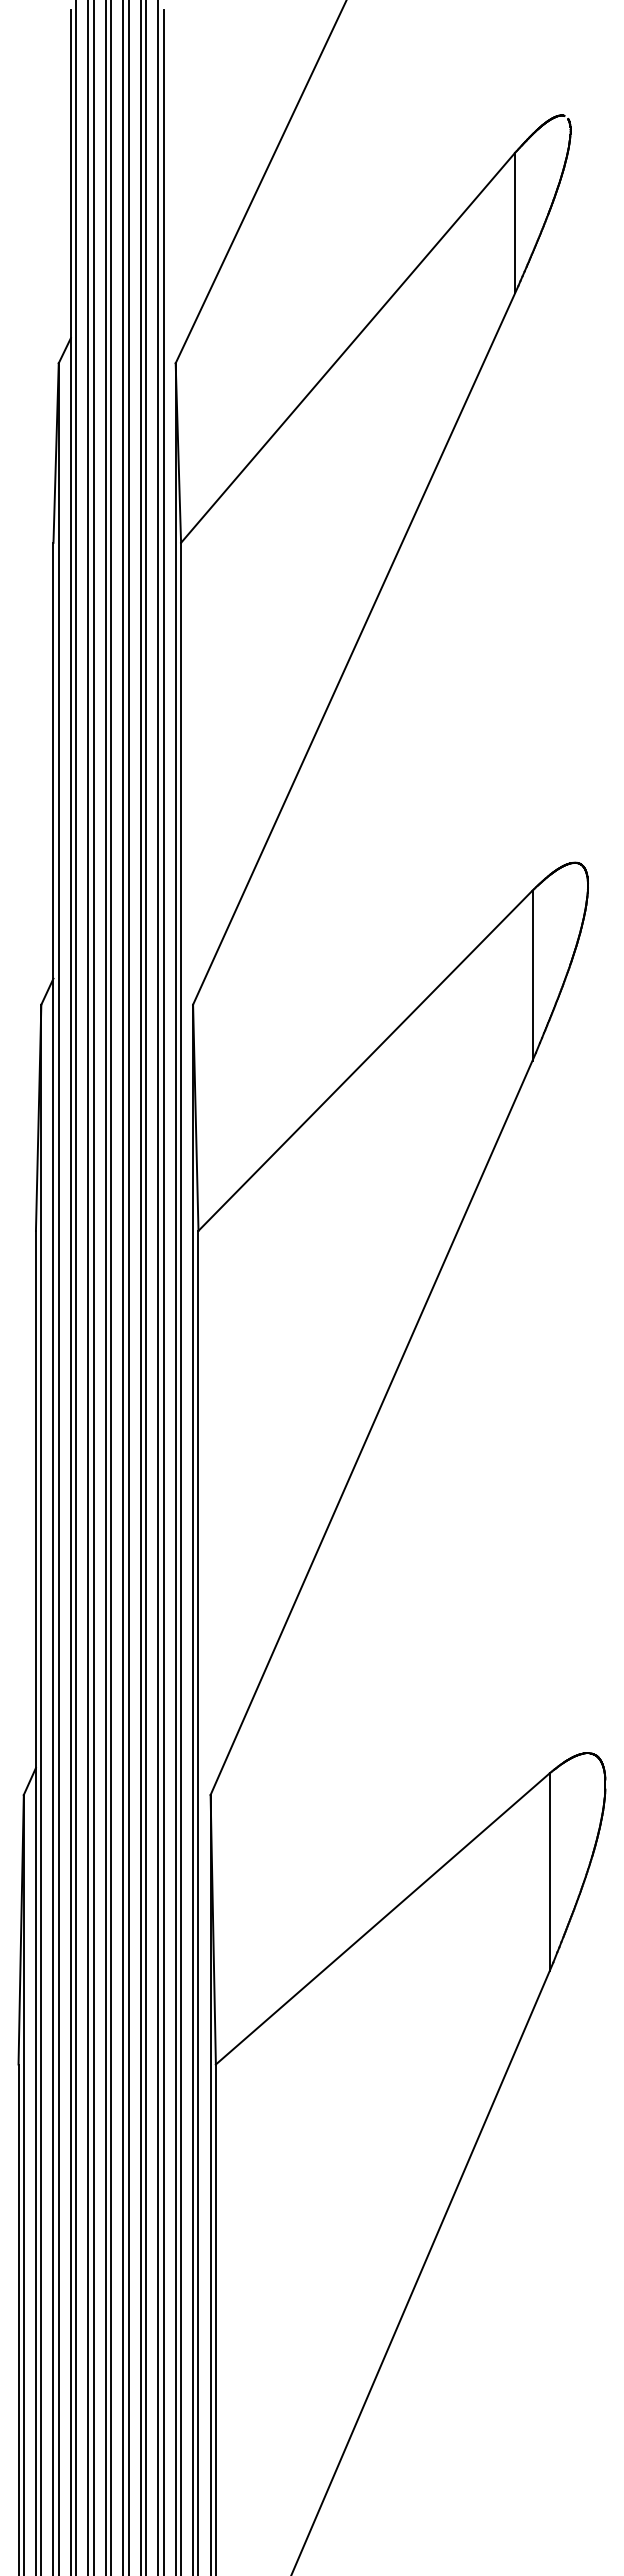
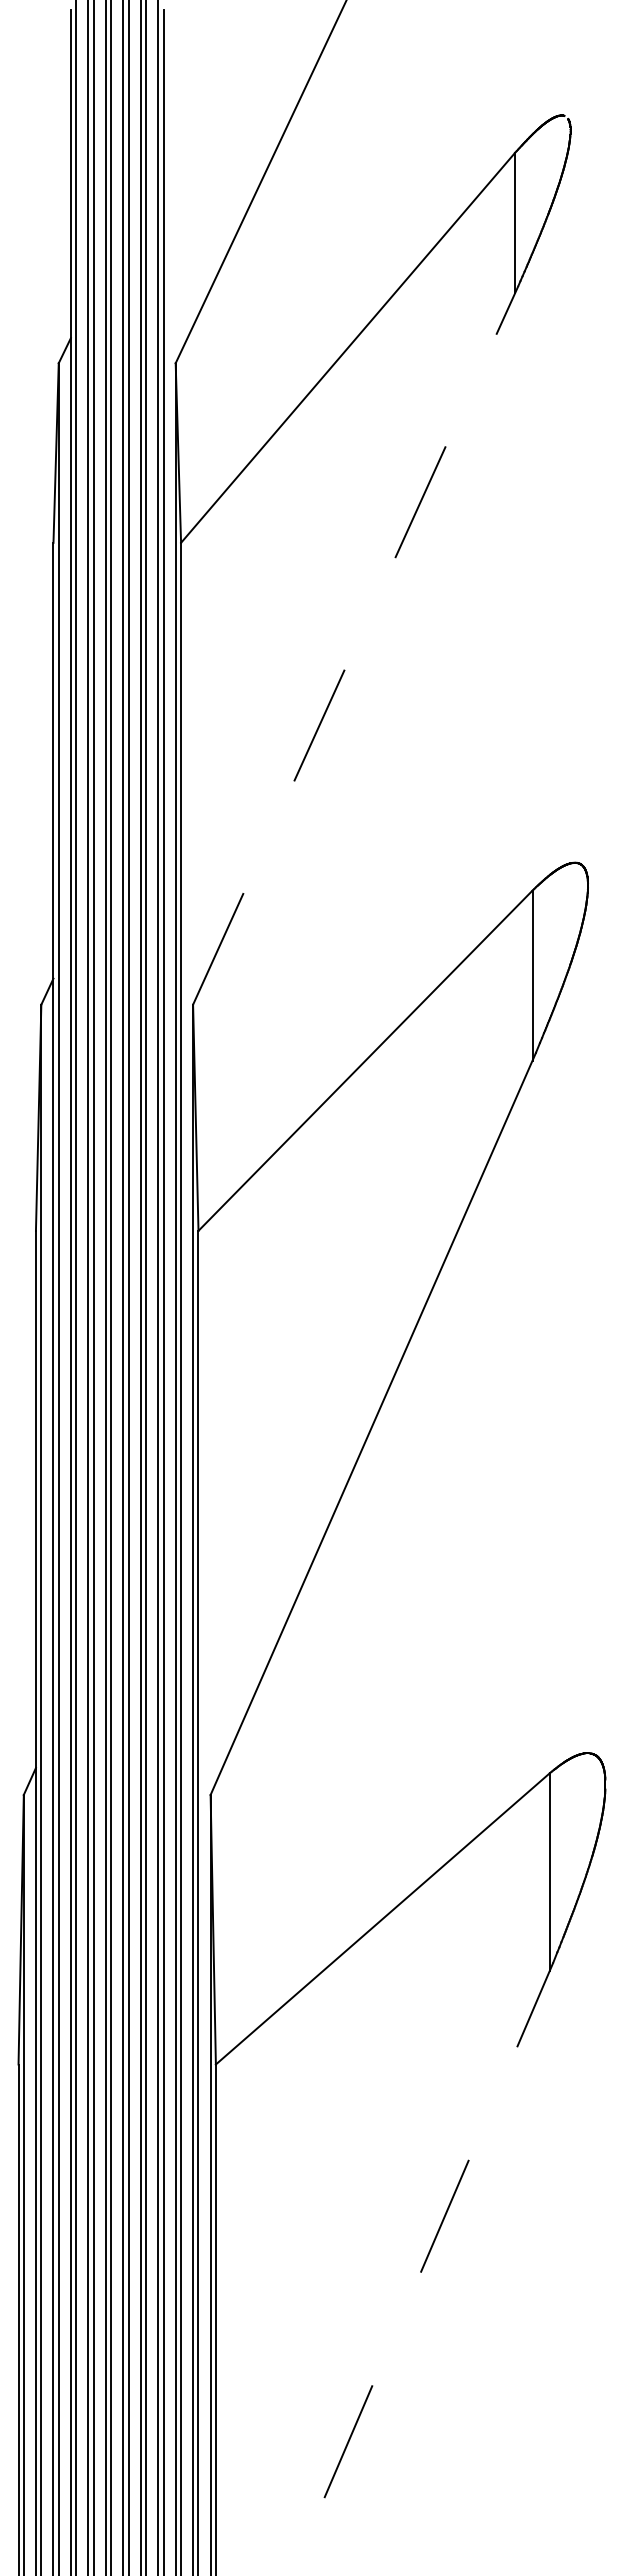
line: solid -> dashed (355, 644)
line: solid -> dashed (422, 2268)
